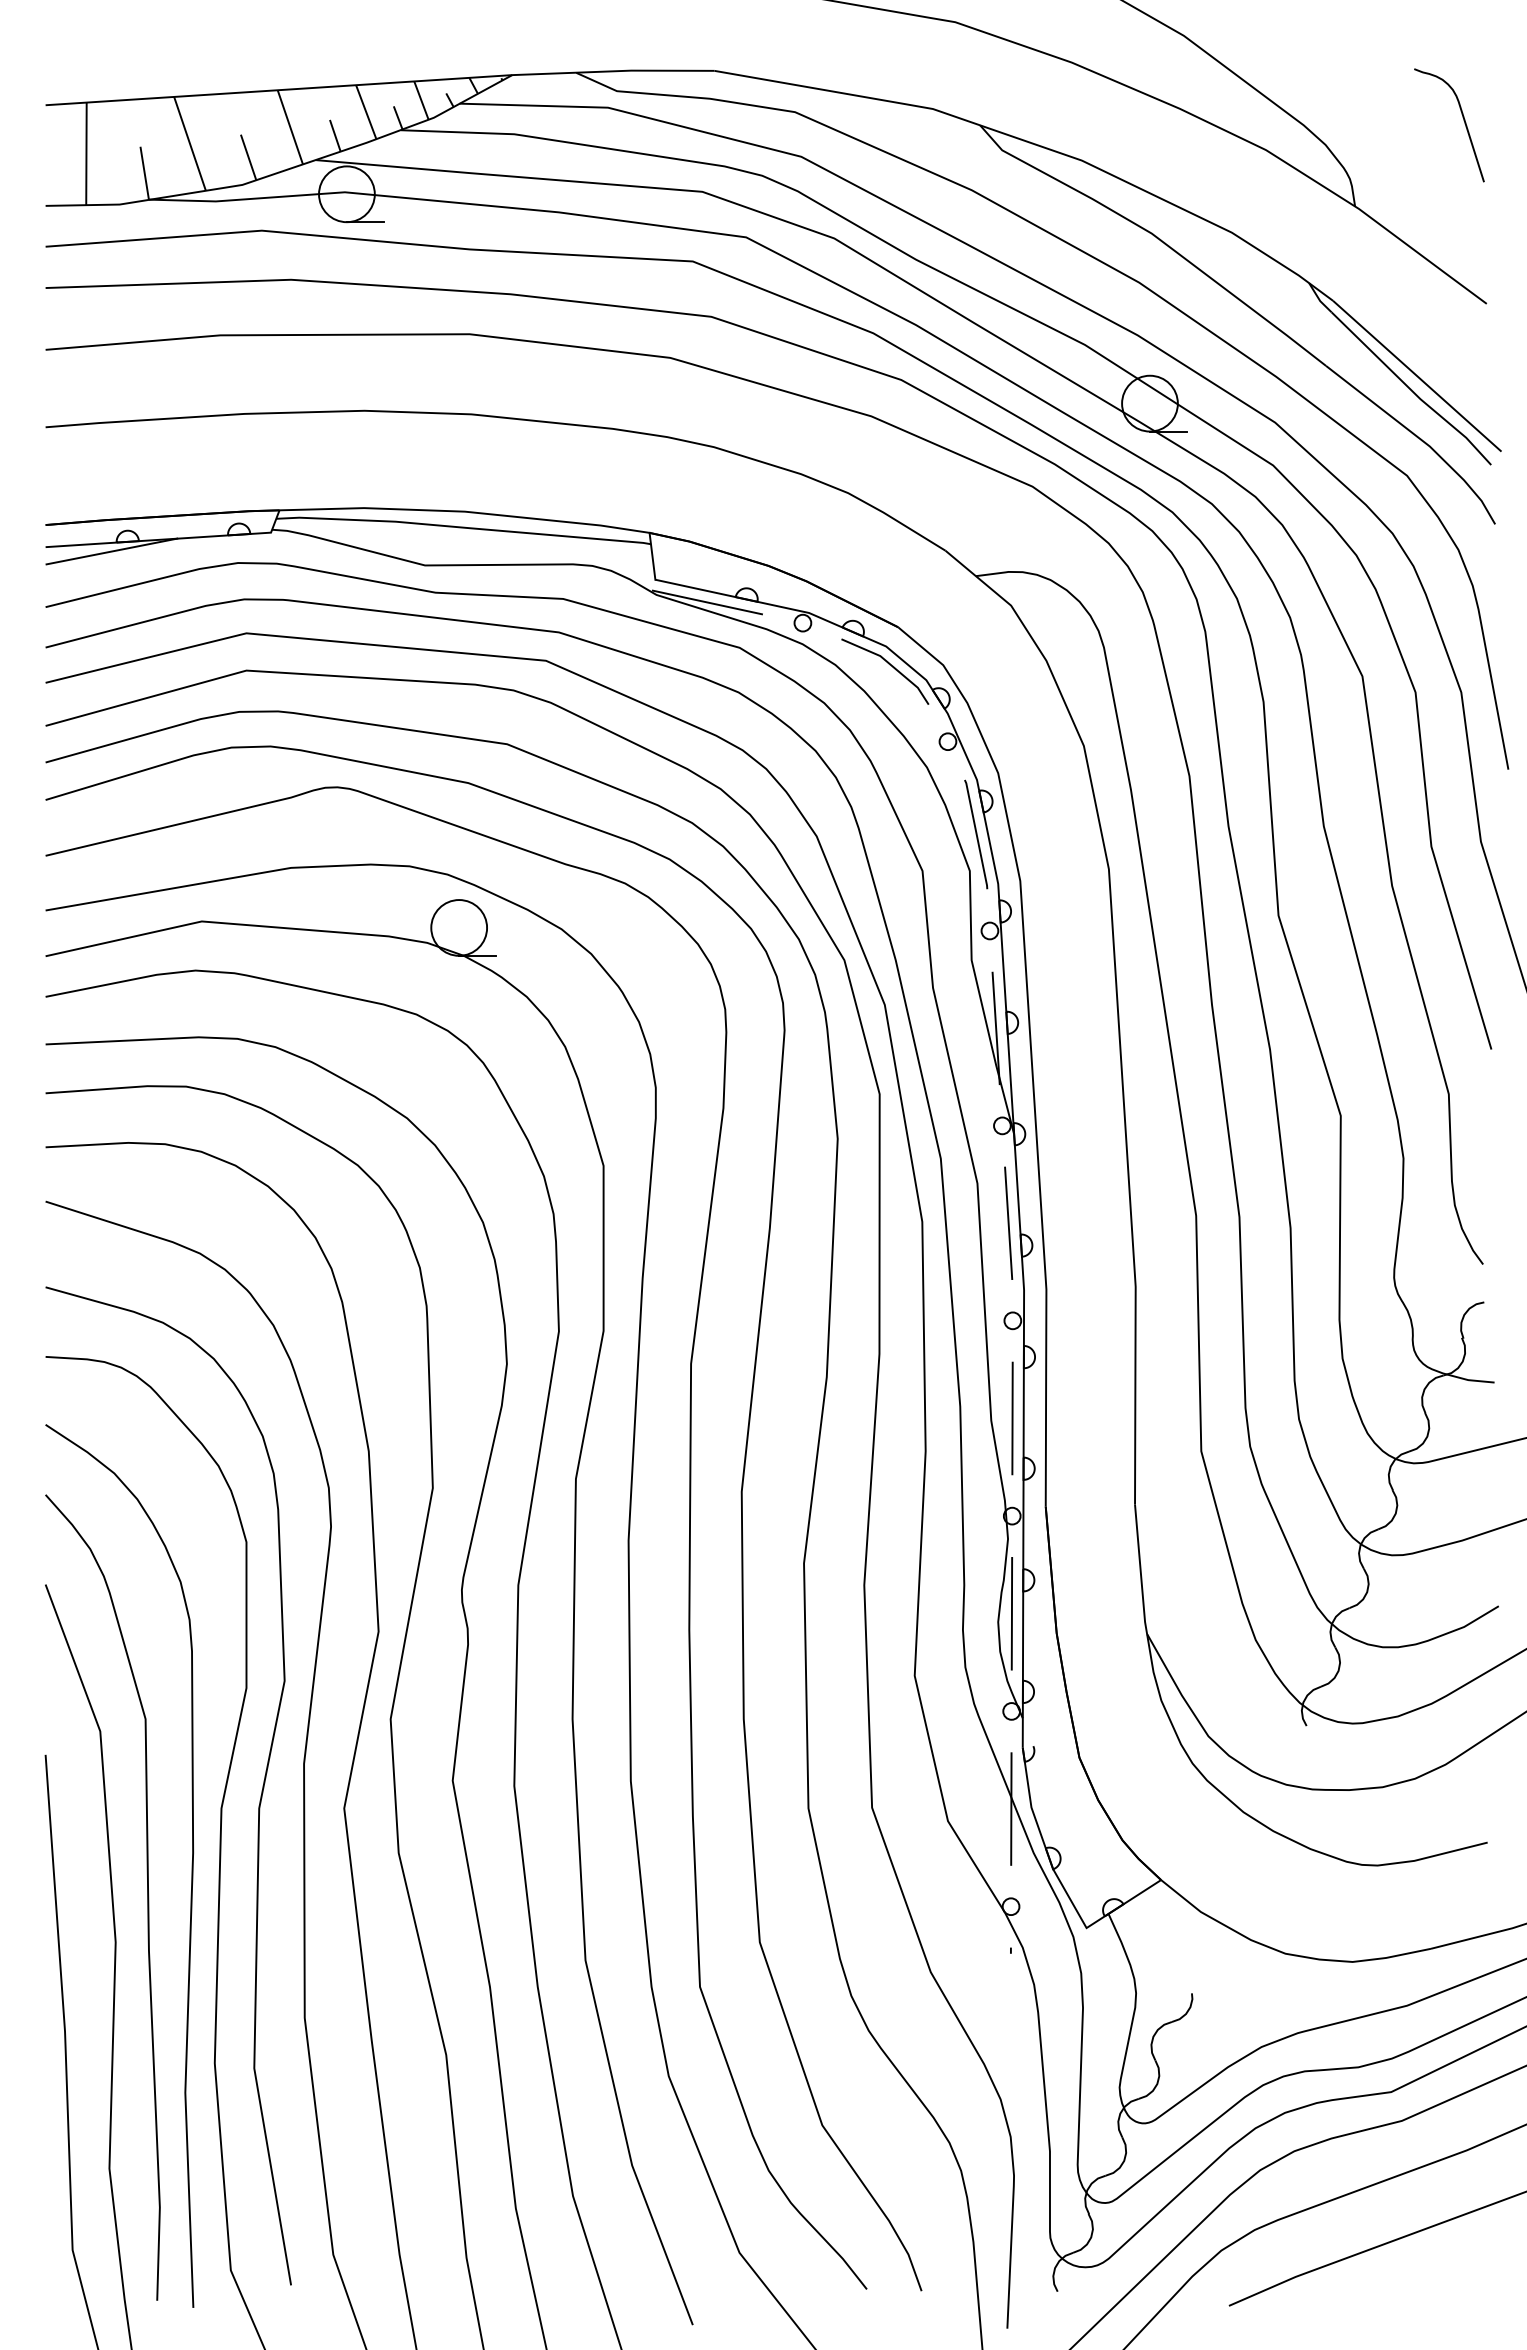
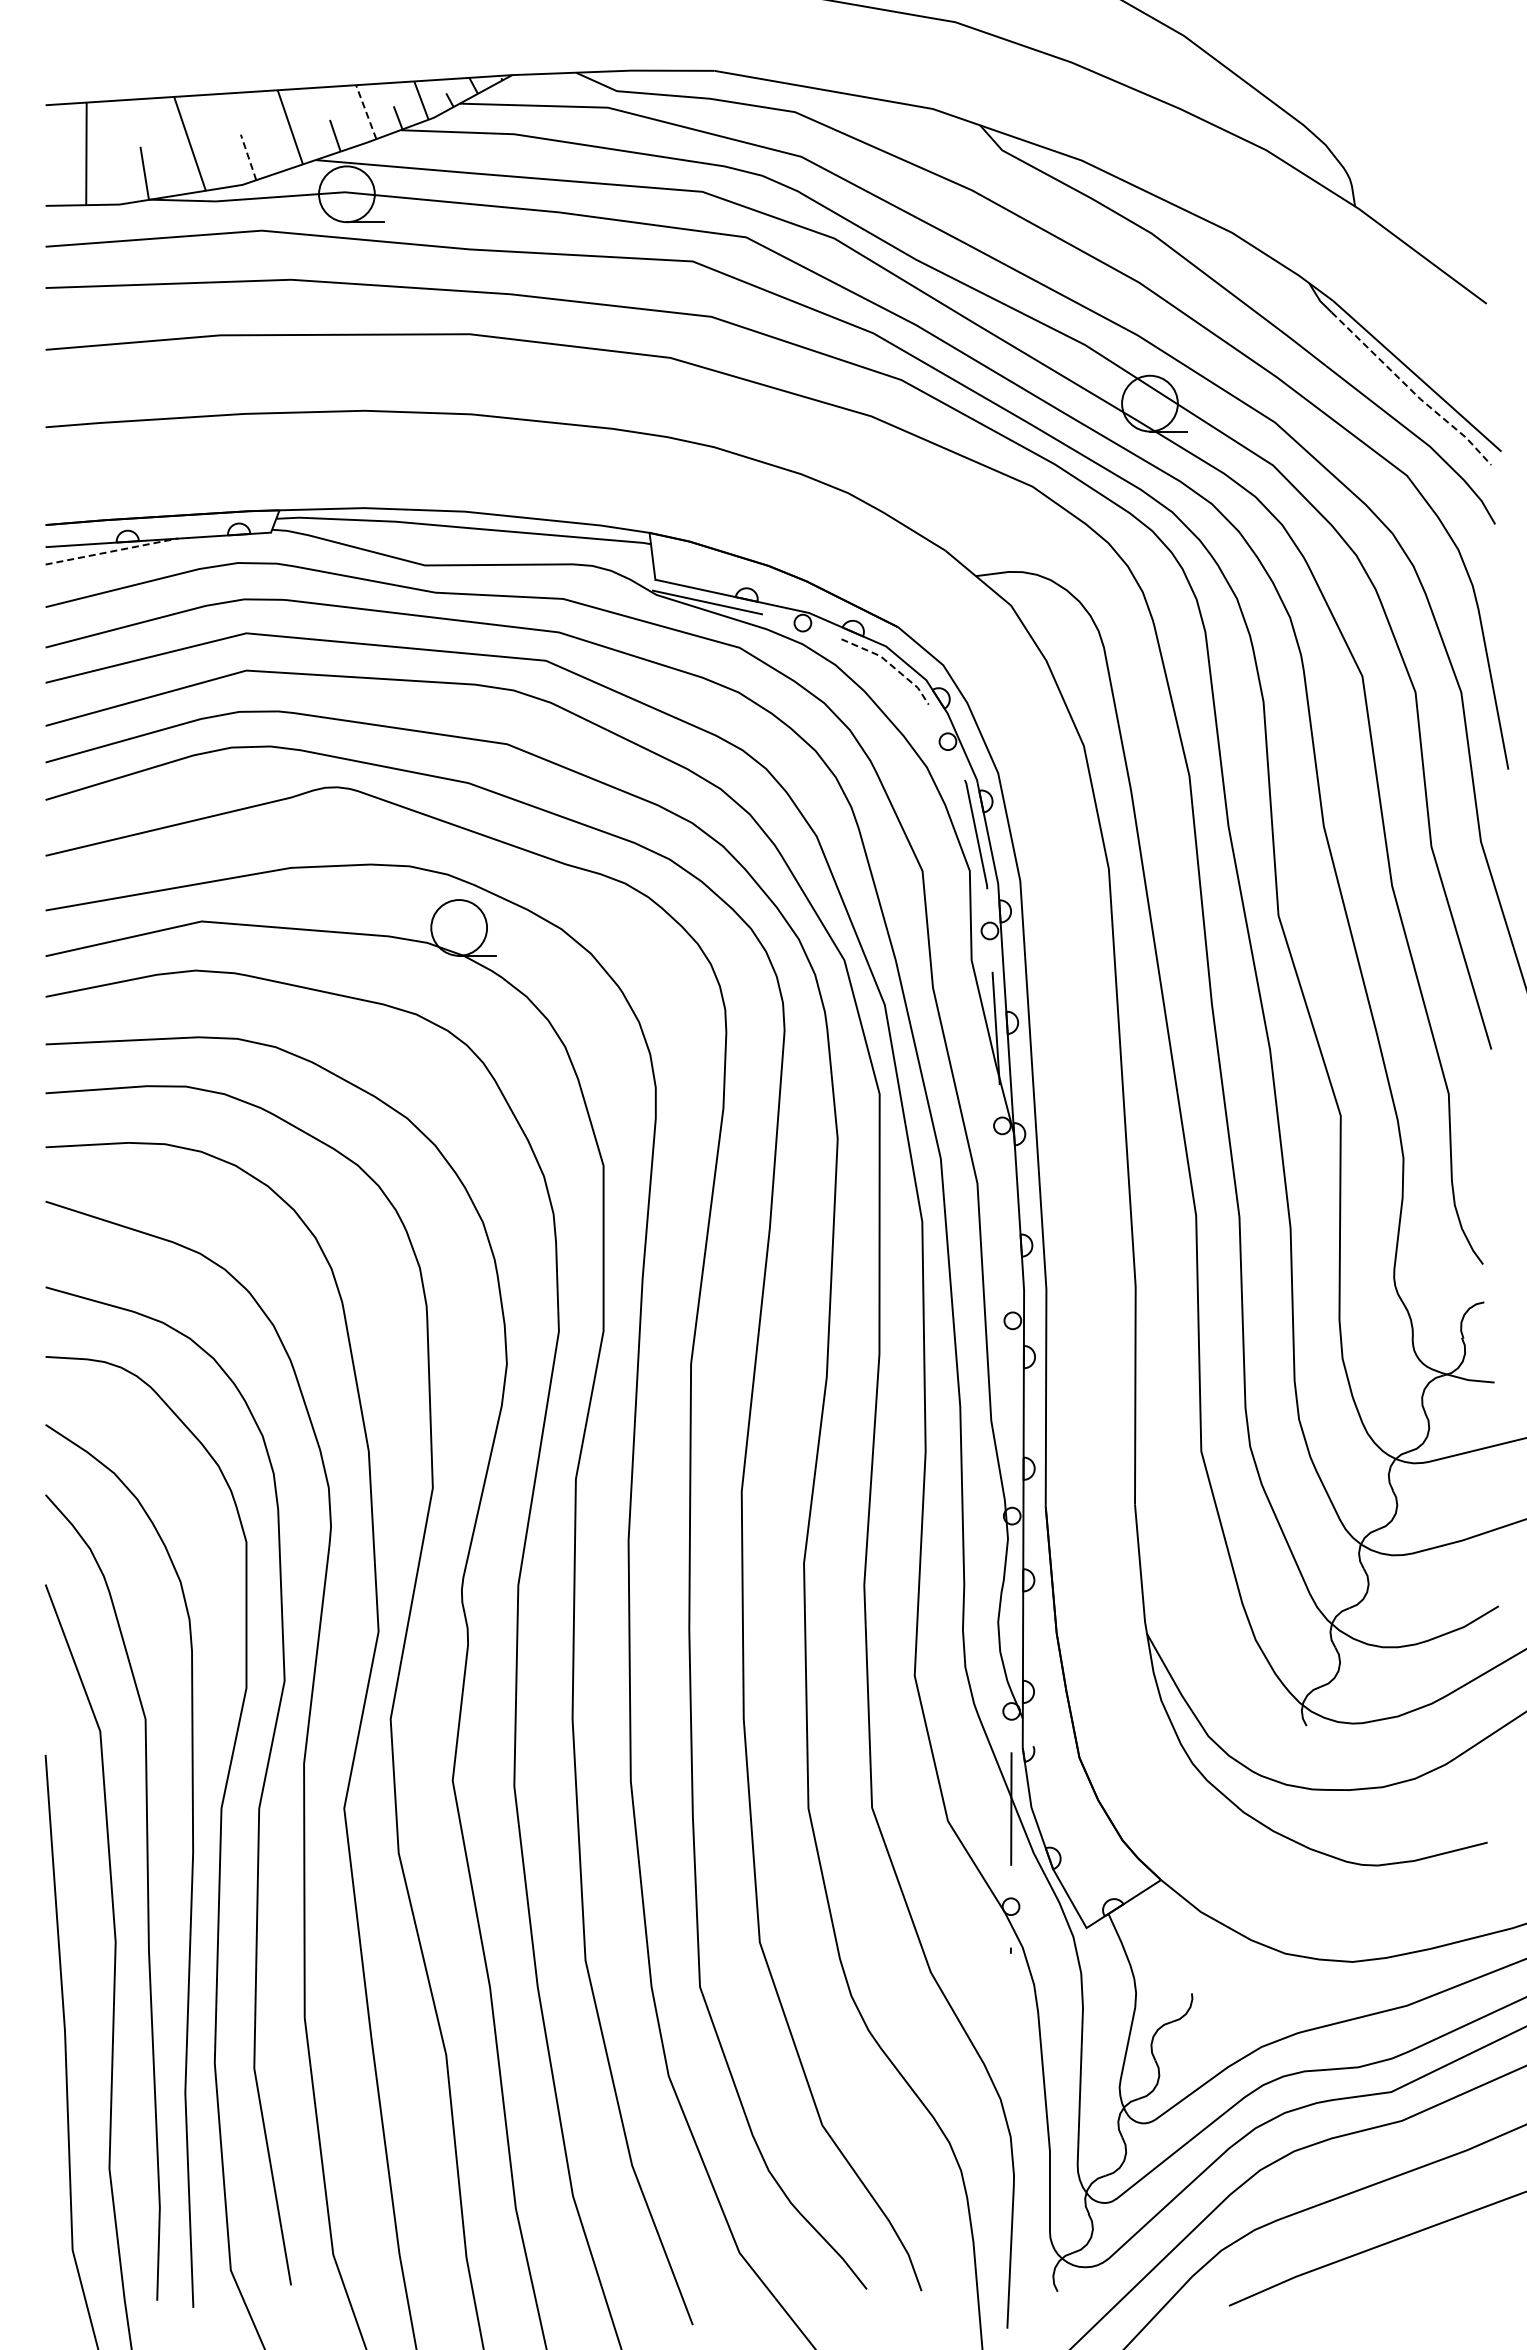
line: solid -> dashed (366, 112)
curve: present -> none (1463, 120)
line: solid -> dashed (248, 157)
line: solid -> dashed (1411, 390)
line: solid -> dashed (111, 551)
line: solid -> dashed (890, 664)
line: present -> none (1008, 1223)
line: present -> none (1012, 1418)
line: present -> none (1011, 1613)
